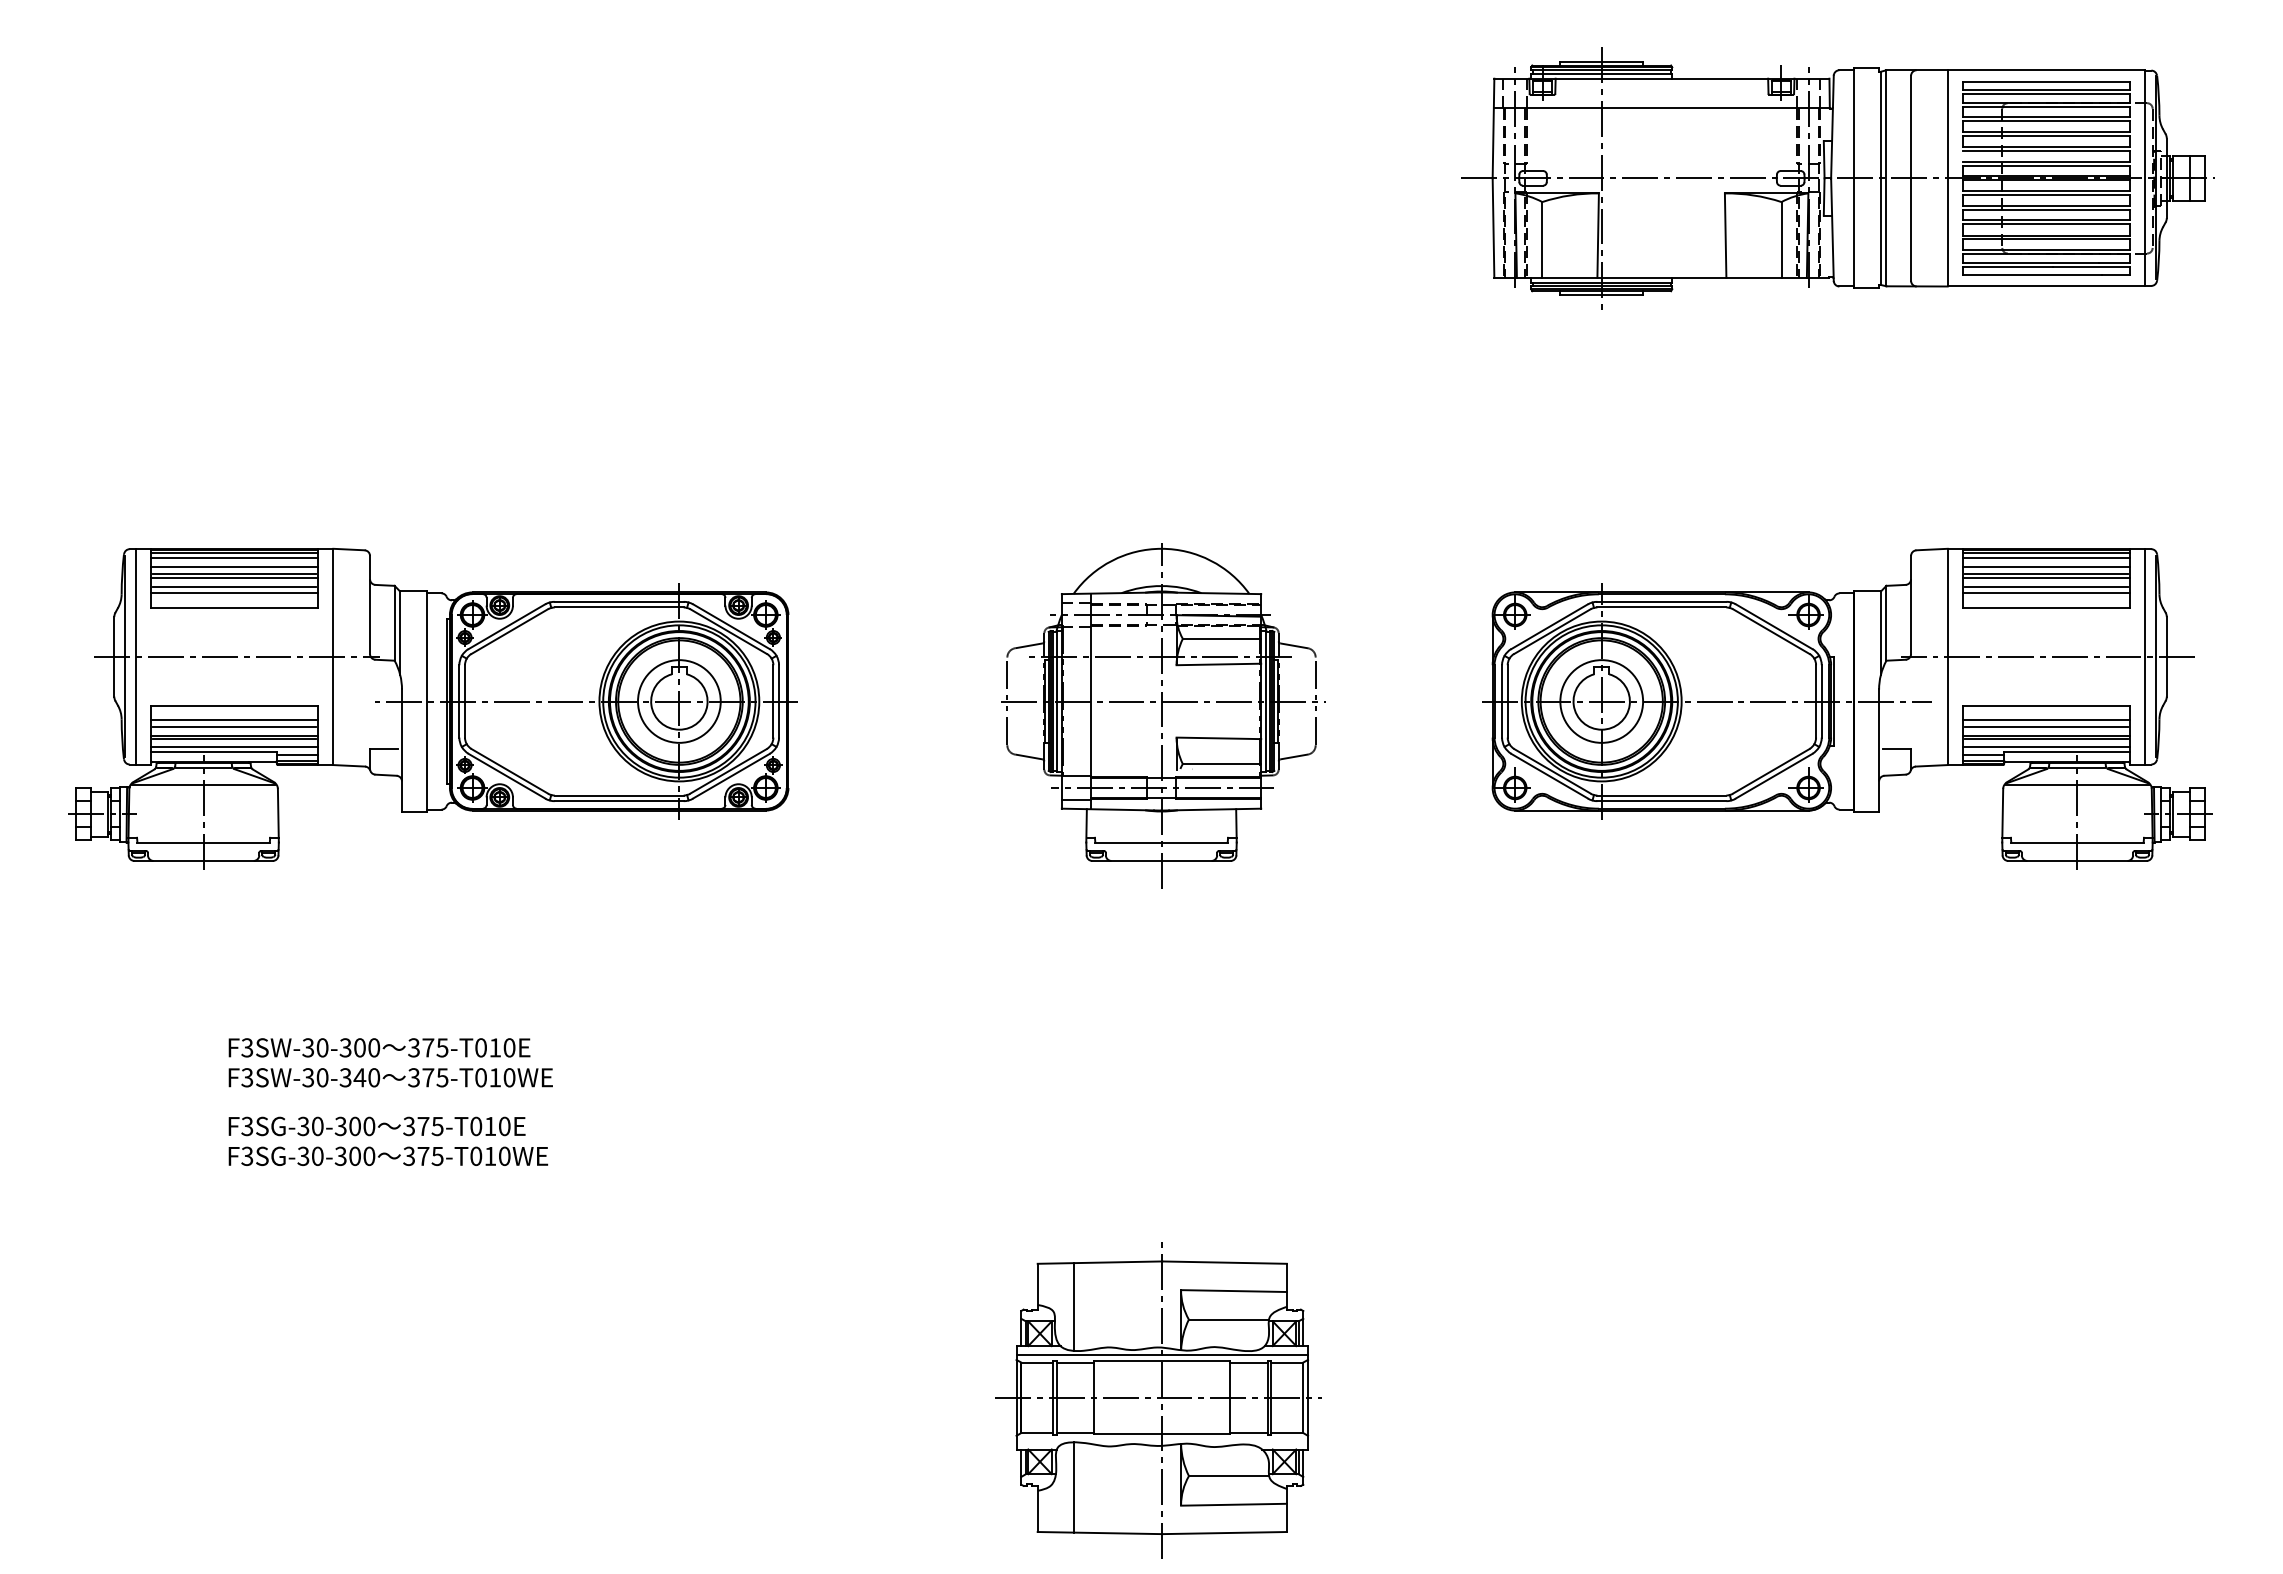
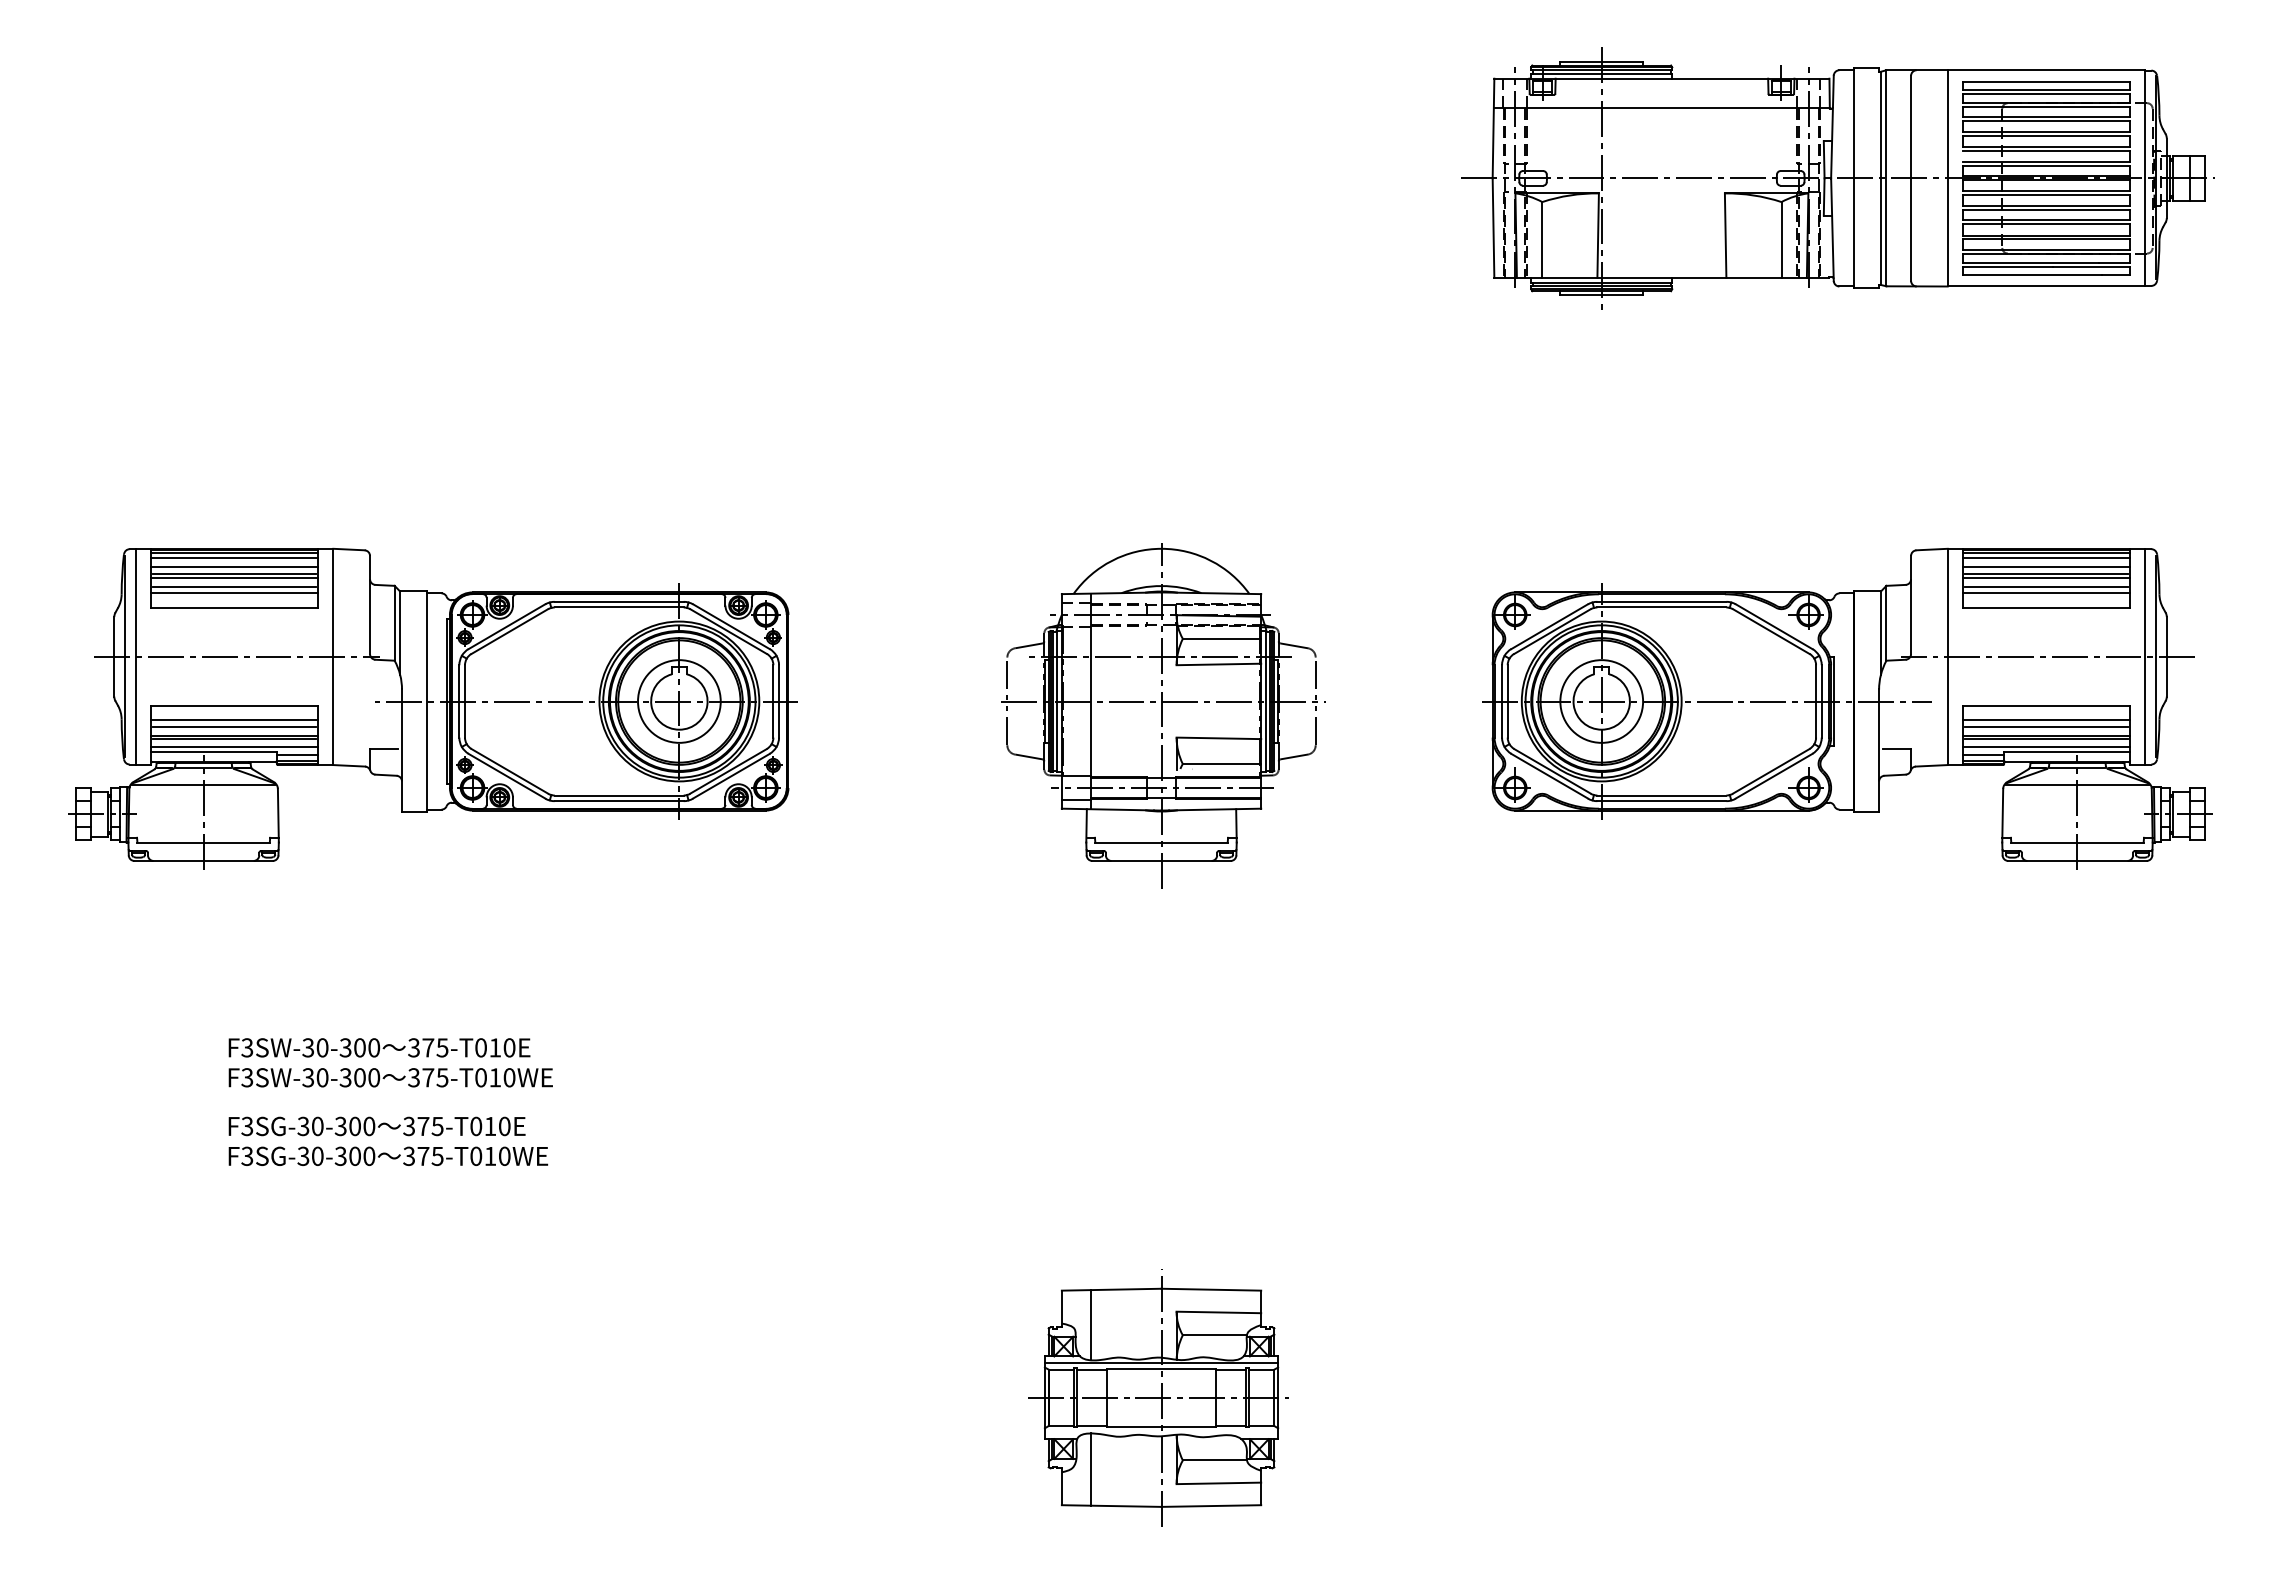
text: F3SW-30-340 -> F3SW-30-300 (359, 1077)
part size: 327x317 px -> 261x258 px (1158, 1397)
